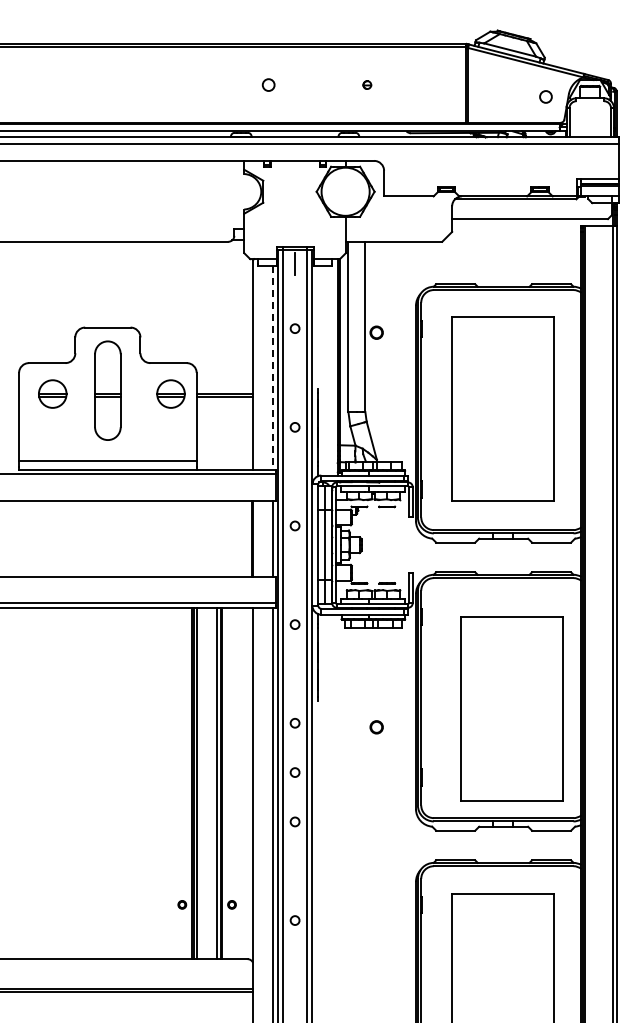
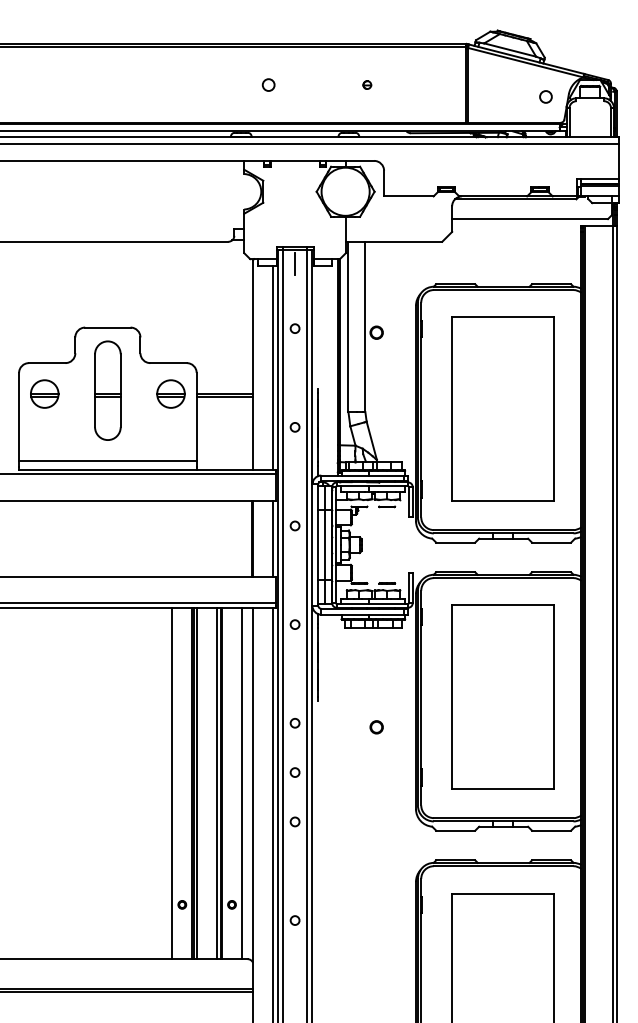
line: dashed -> solid (272, 367)
part position: (52, 393) -> (44, 393) (44, 393)
part position: (511, 708) -> (502, 696) (502, 696)
line: none -> present (172, 783)
line: none -> present (241, 783)
